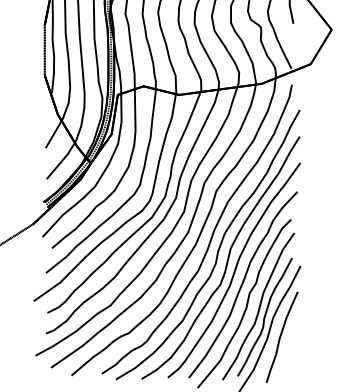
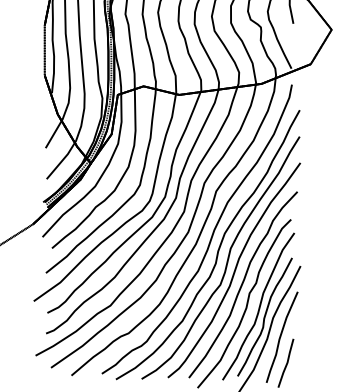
line: none -> present (286, 362)
